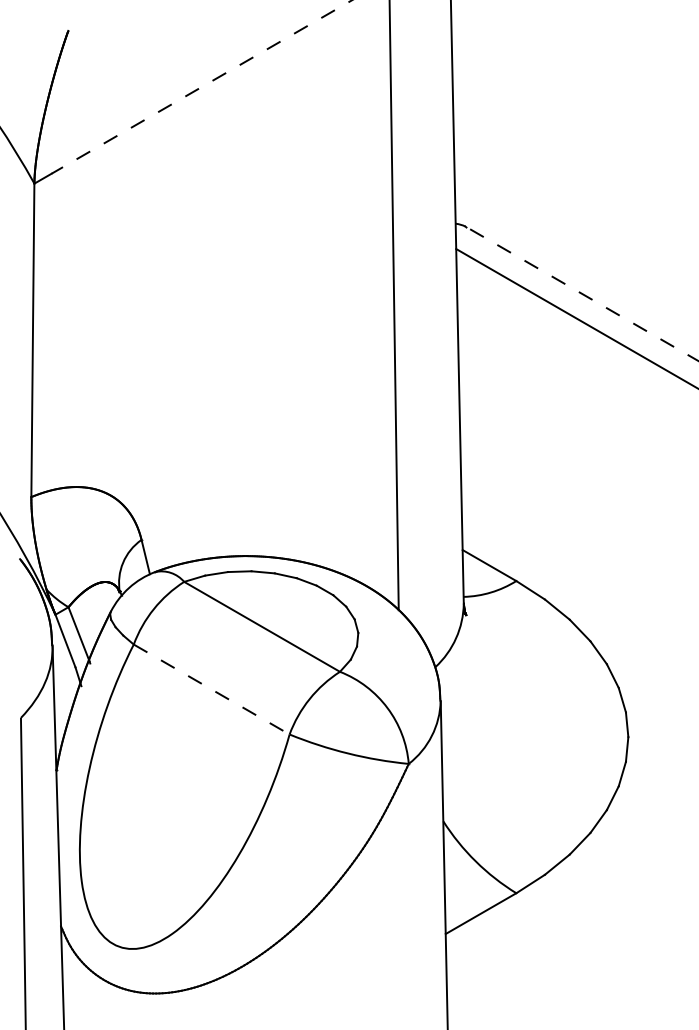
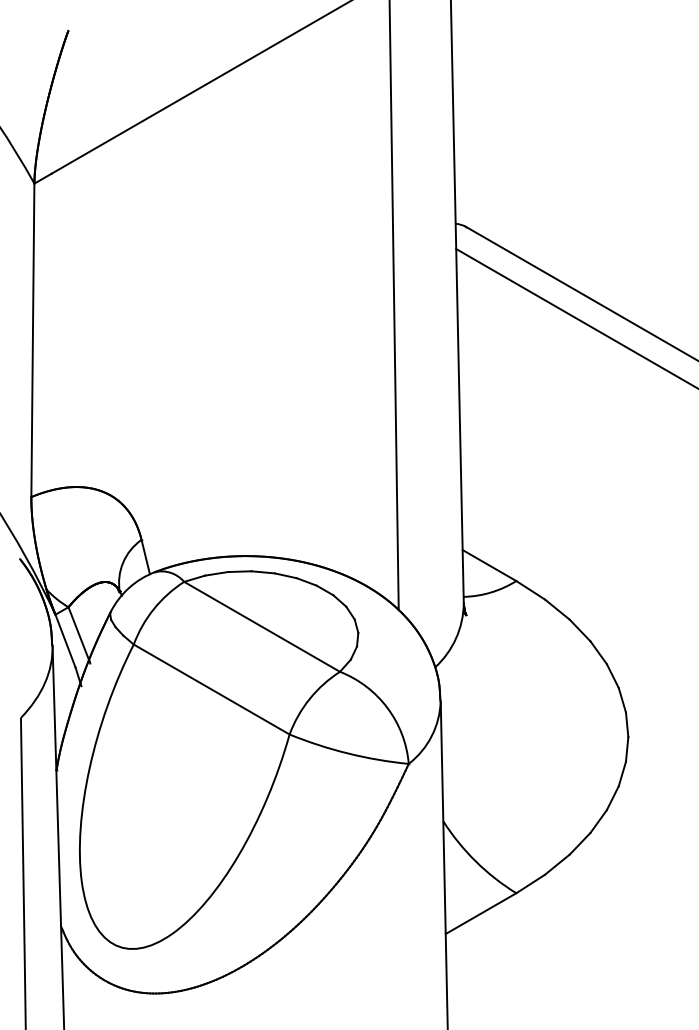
line: dashed -> solid (201, 87)
line: dashed -> solid (582, 294)
line: dashed -> solid (211, 689)
